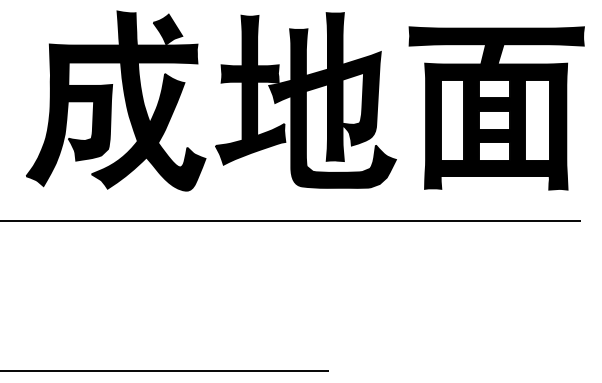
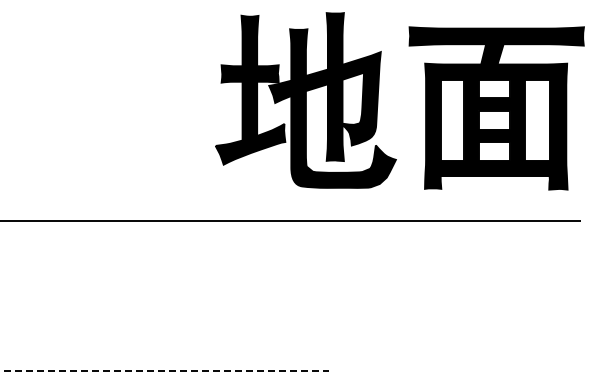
part: present -> none (116, 100)
line: solid -> dashed (164, 371)
